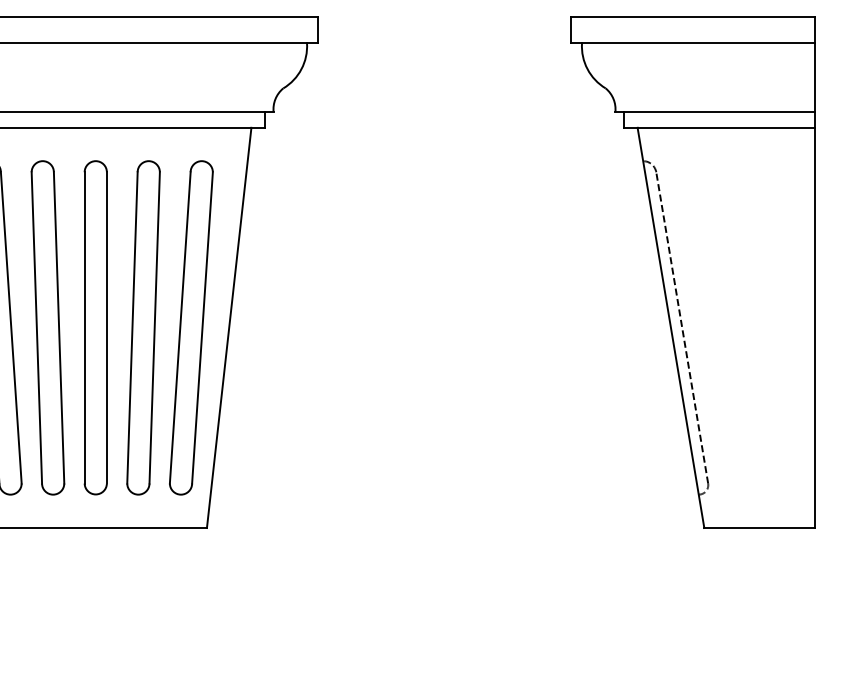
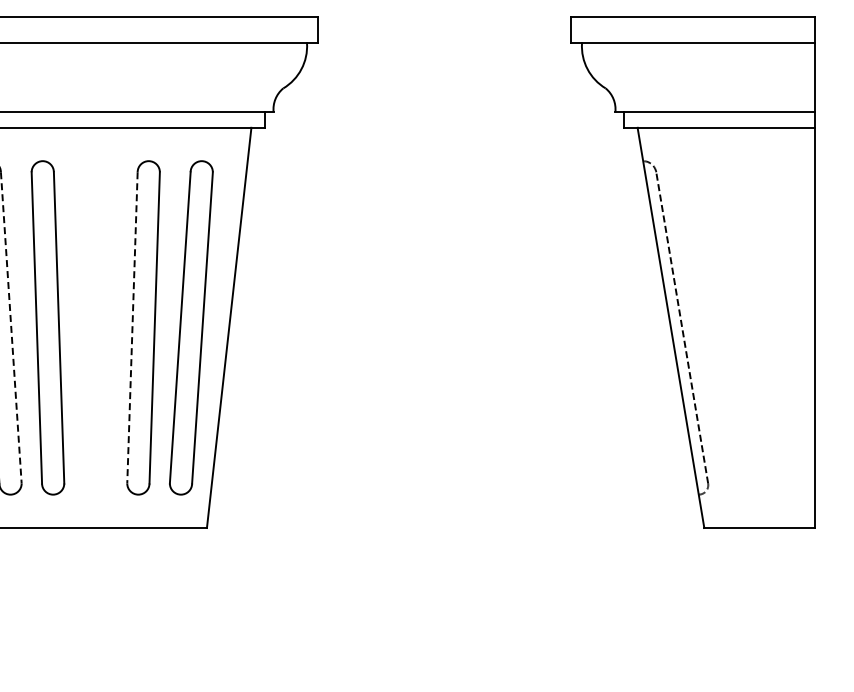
line: solid -> dashed (11, 327)
part: present -> none (95, 327)
line: solid -> dashed (132, 327)
